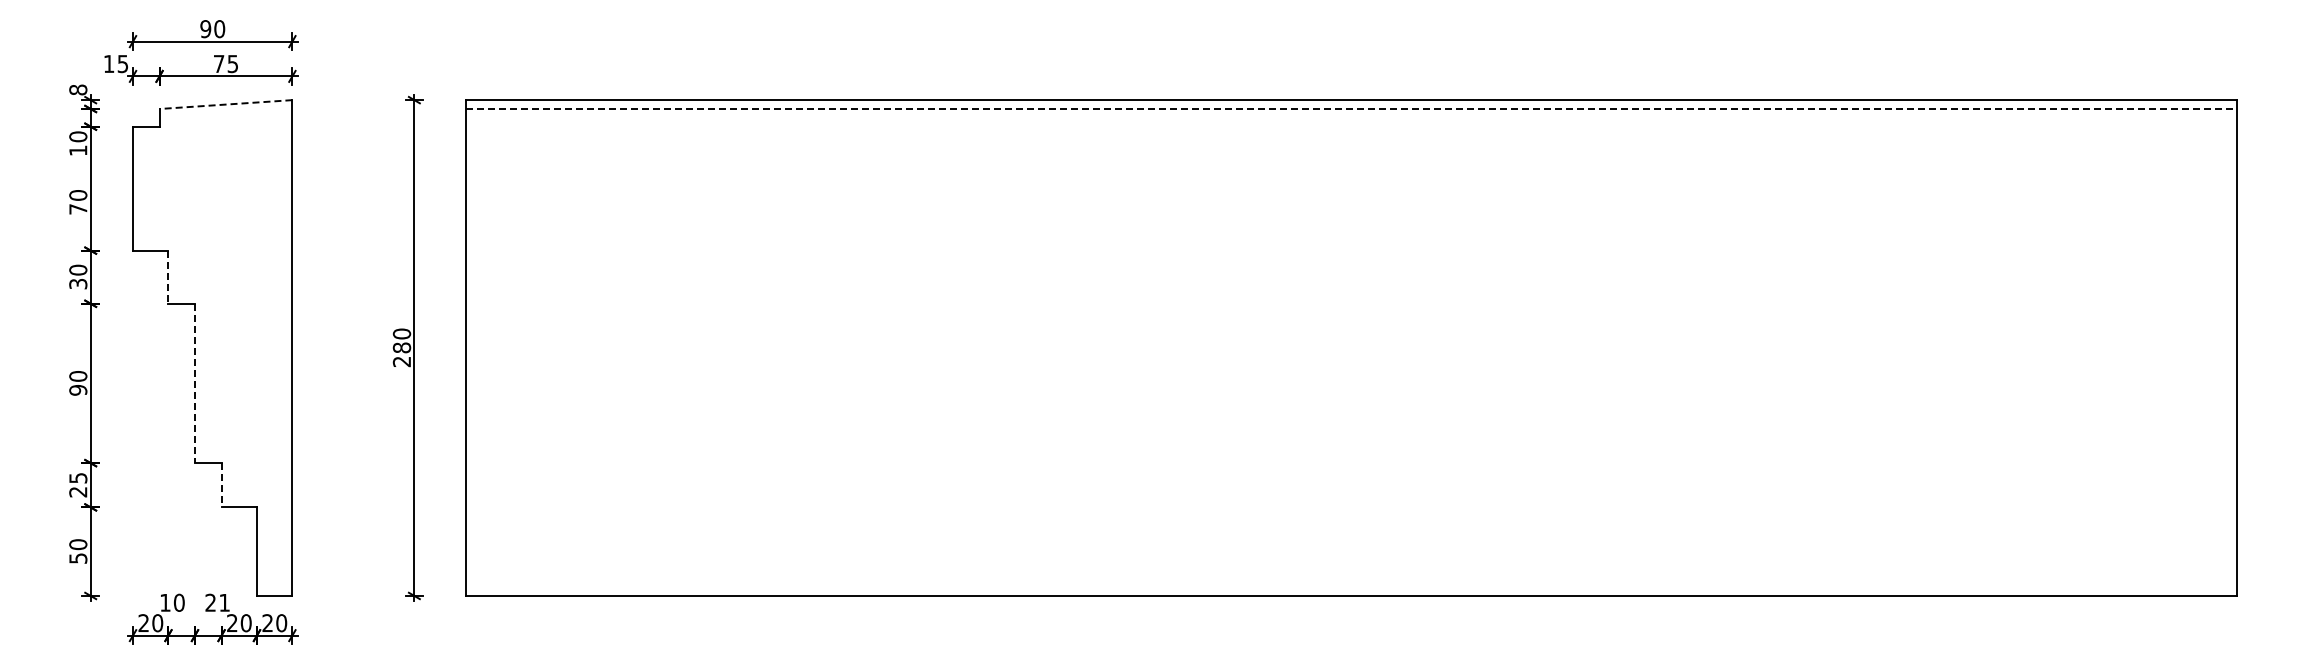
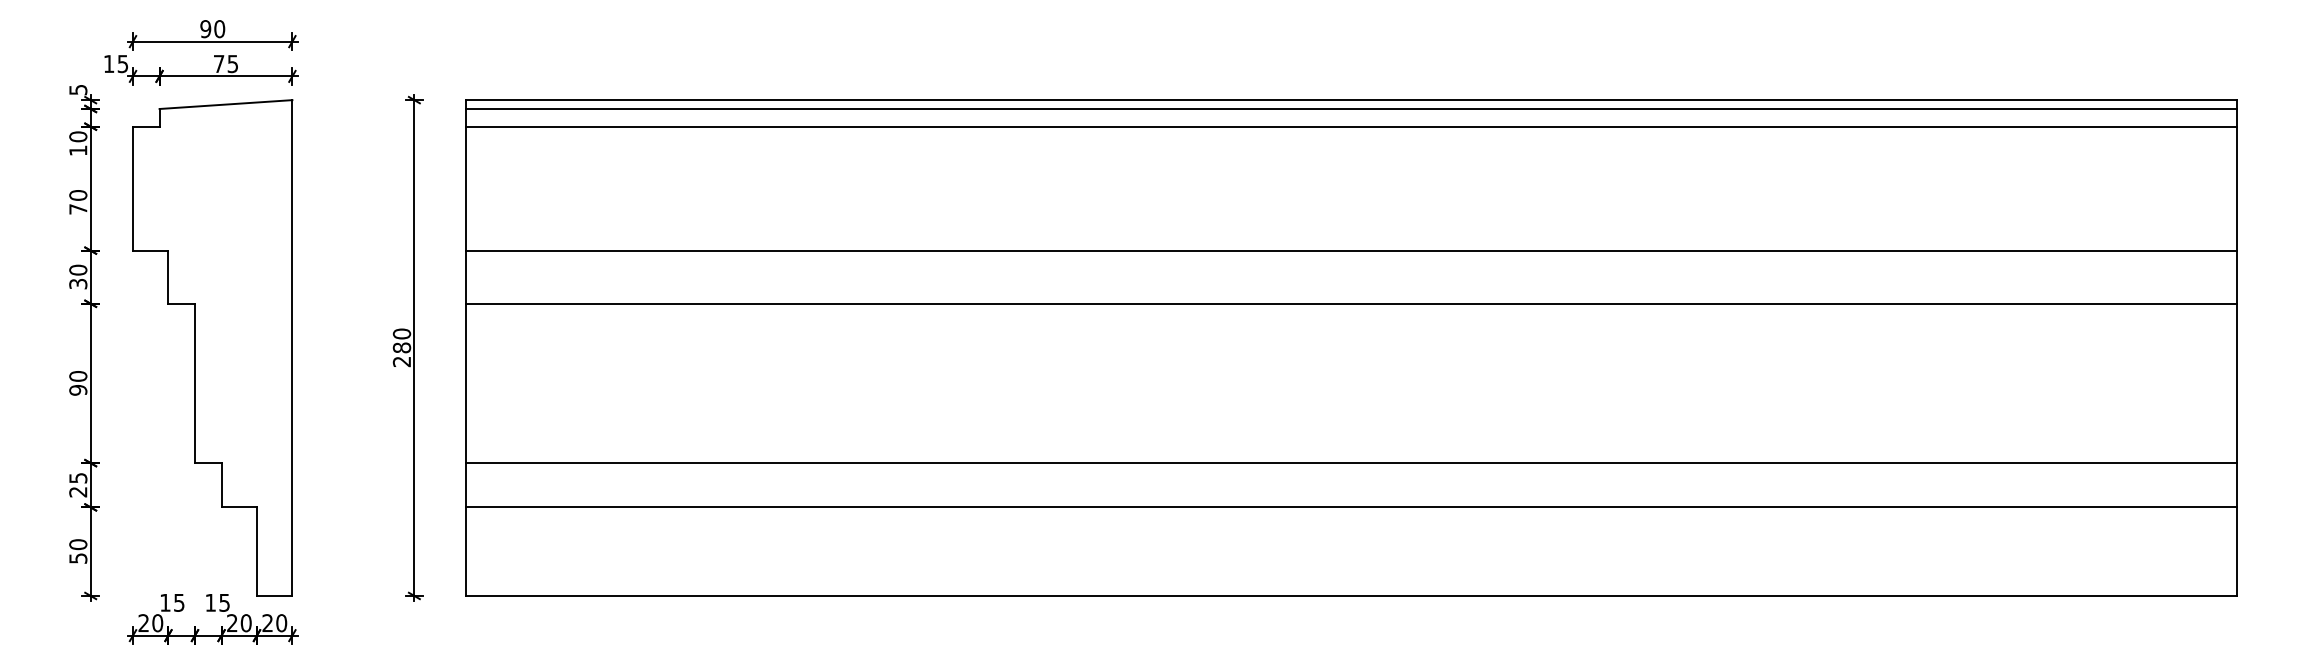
text: 8 -> 5 (78, 89)
line: dashed -> solid (225, 104)
line: dashed -> solid (1351, 109)
line: none -> present (1351, 126)
line: none -> present (1351, 250)
line: dashed -> solid (168, 277)
line: none -> present (1351, 303)
line: dashed -> solid (195, 383)
line: none -> present (1351, 463)
line: dashed -> solid (221, 485)
line: none -> present (1351, 507)
text: 10 -> 15 (178, 602)
text: 21 -> 15 (217, 602)
